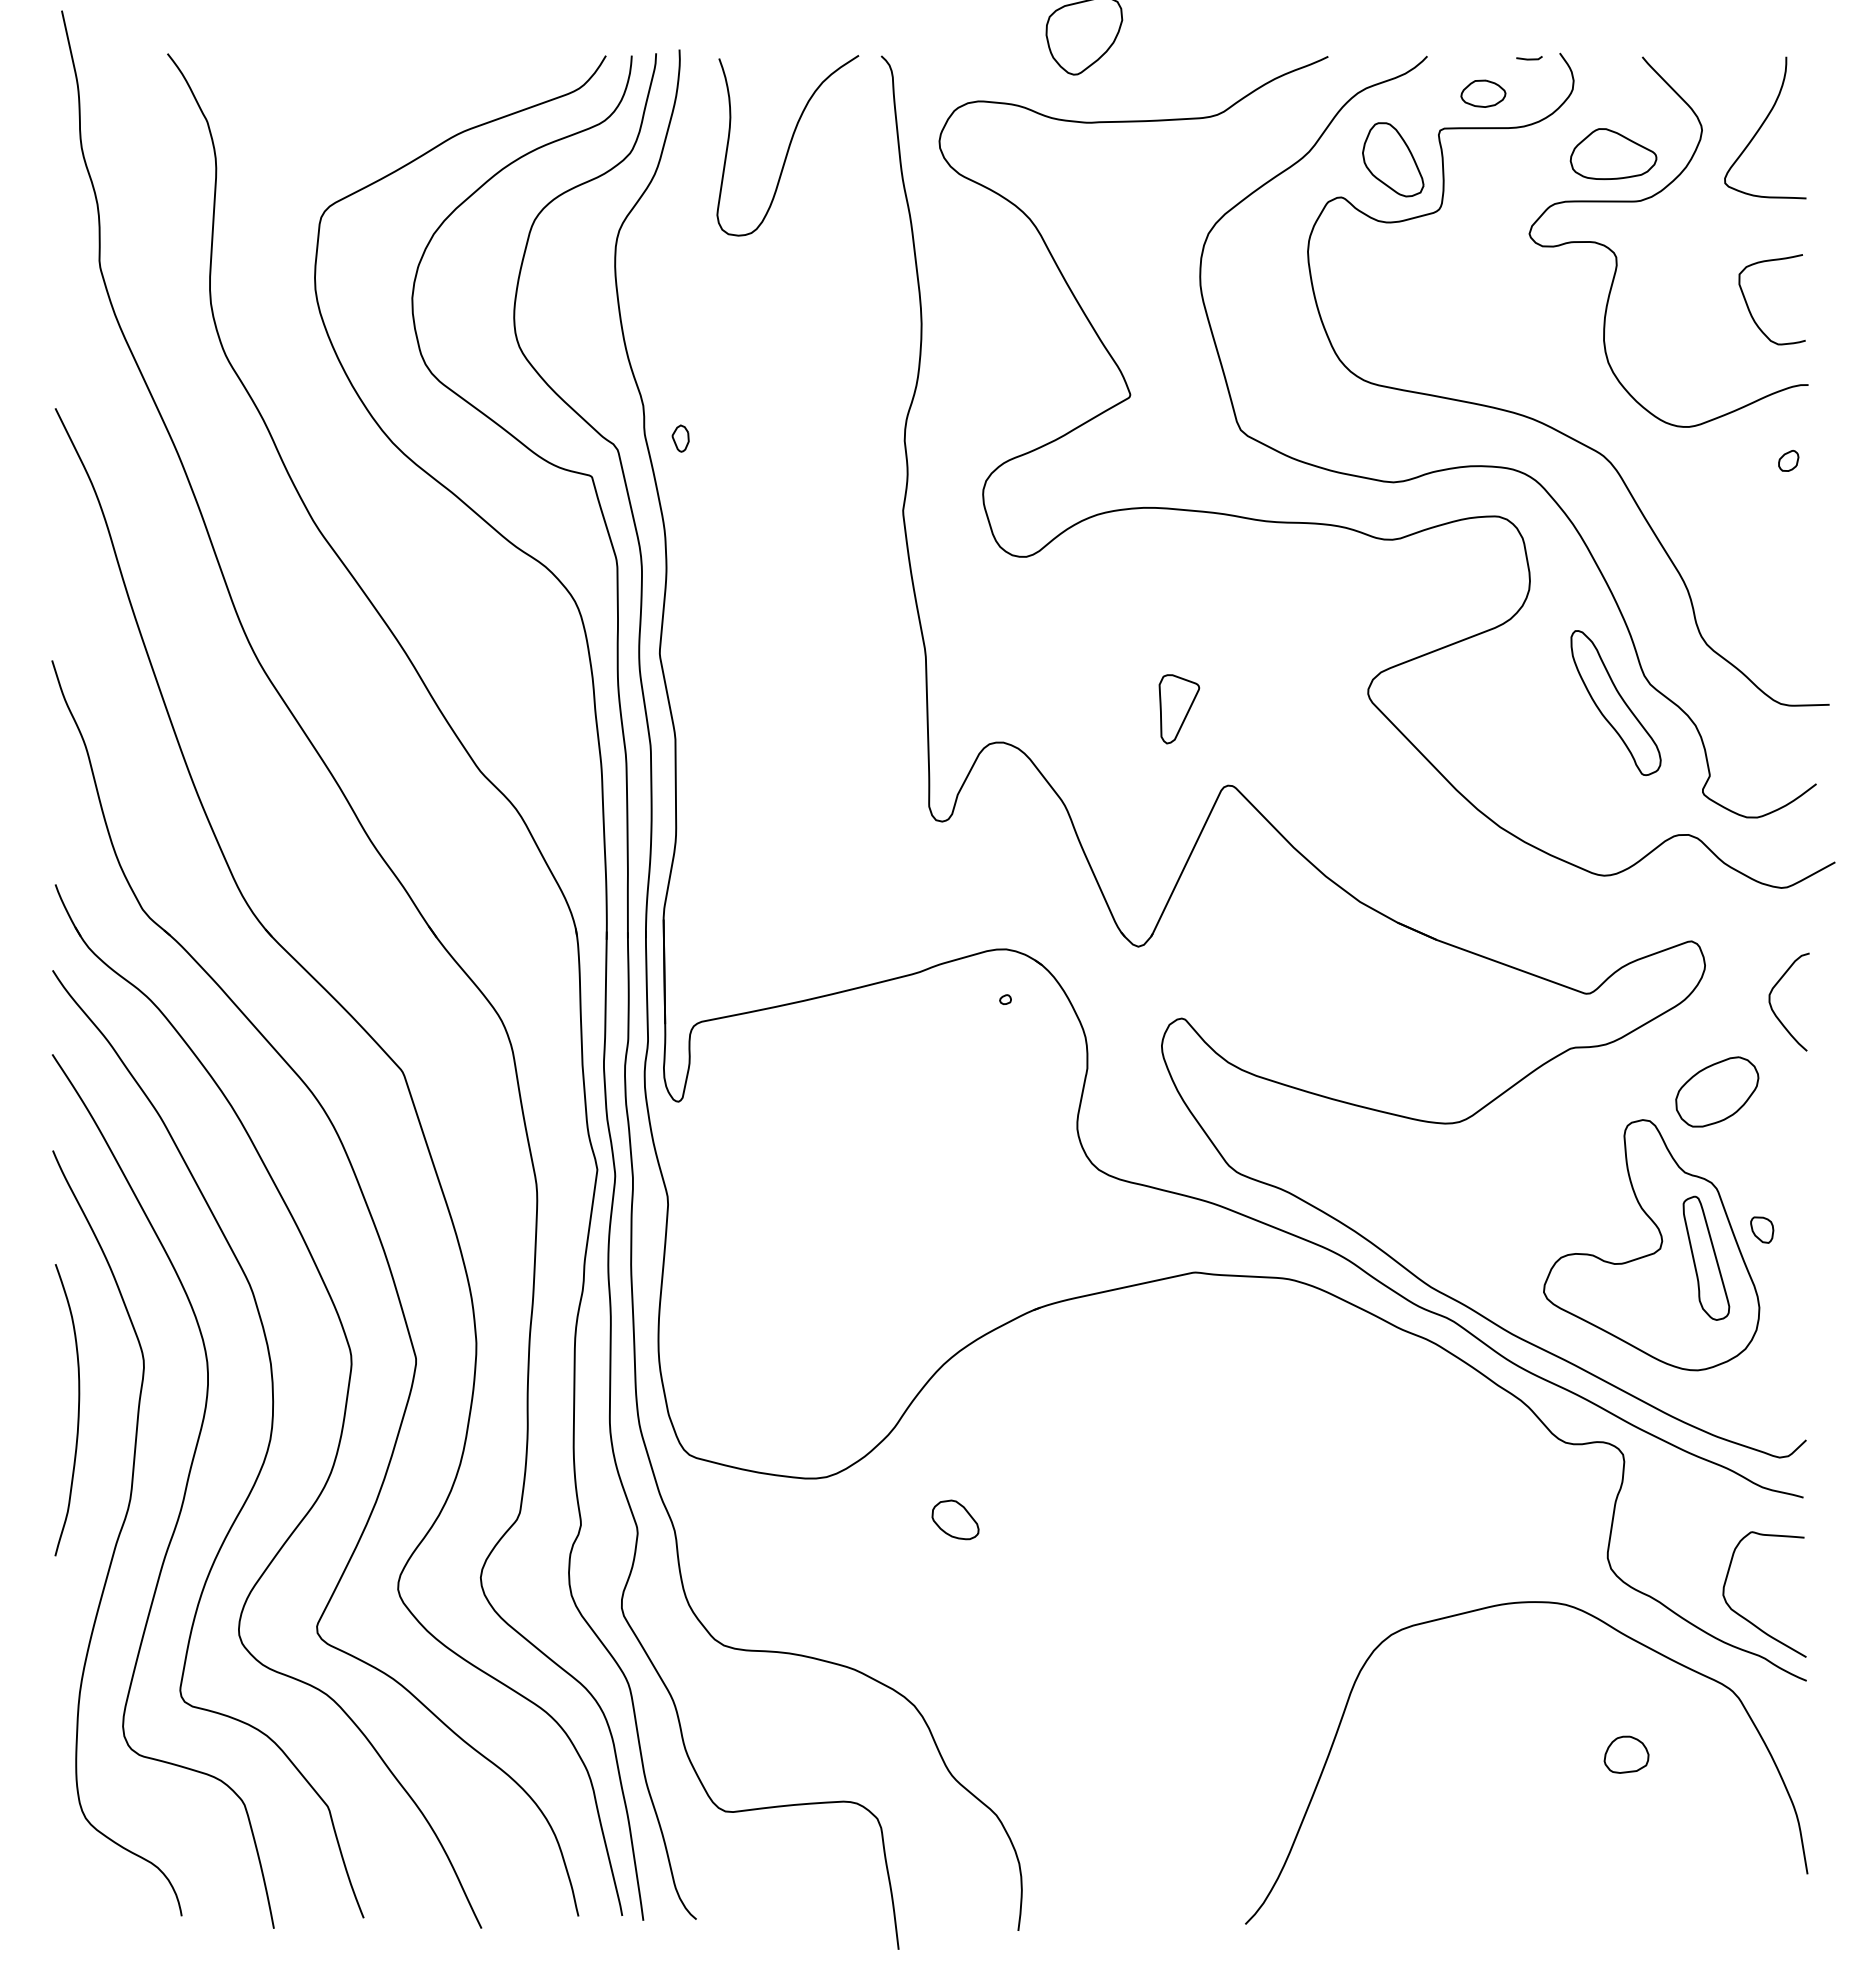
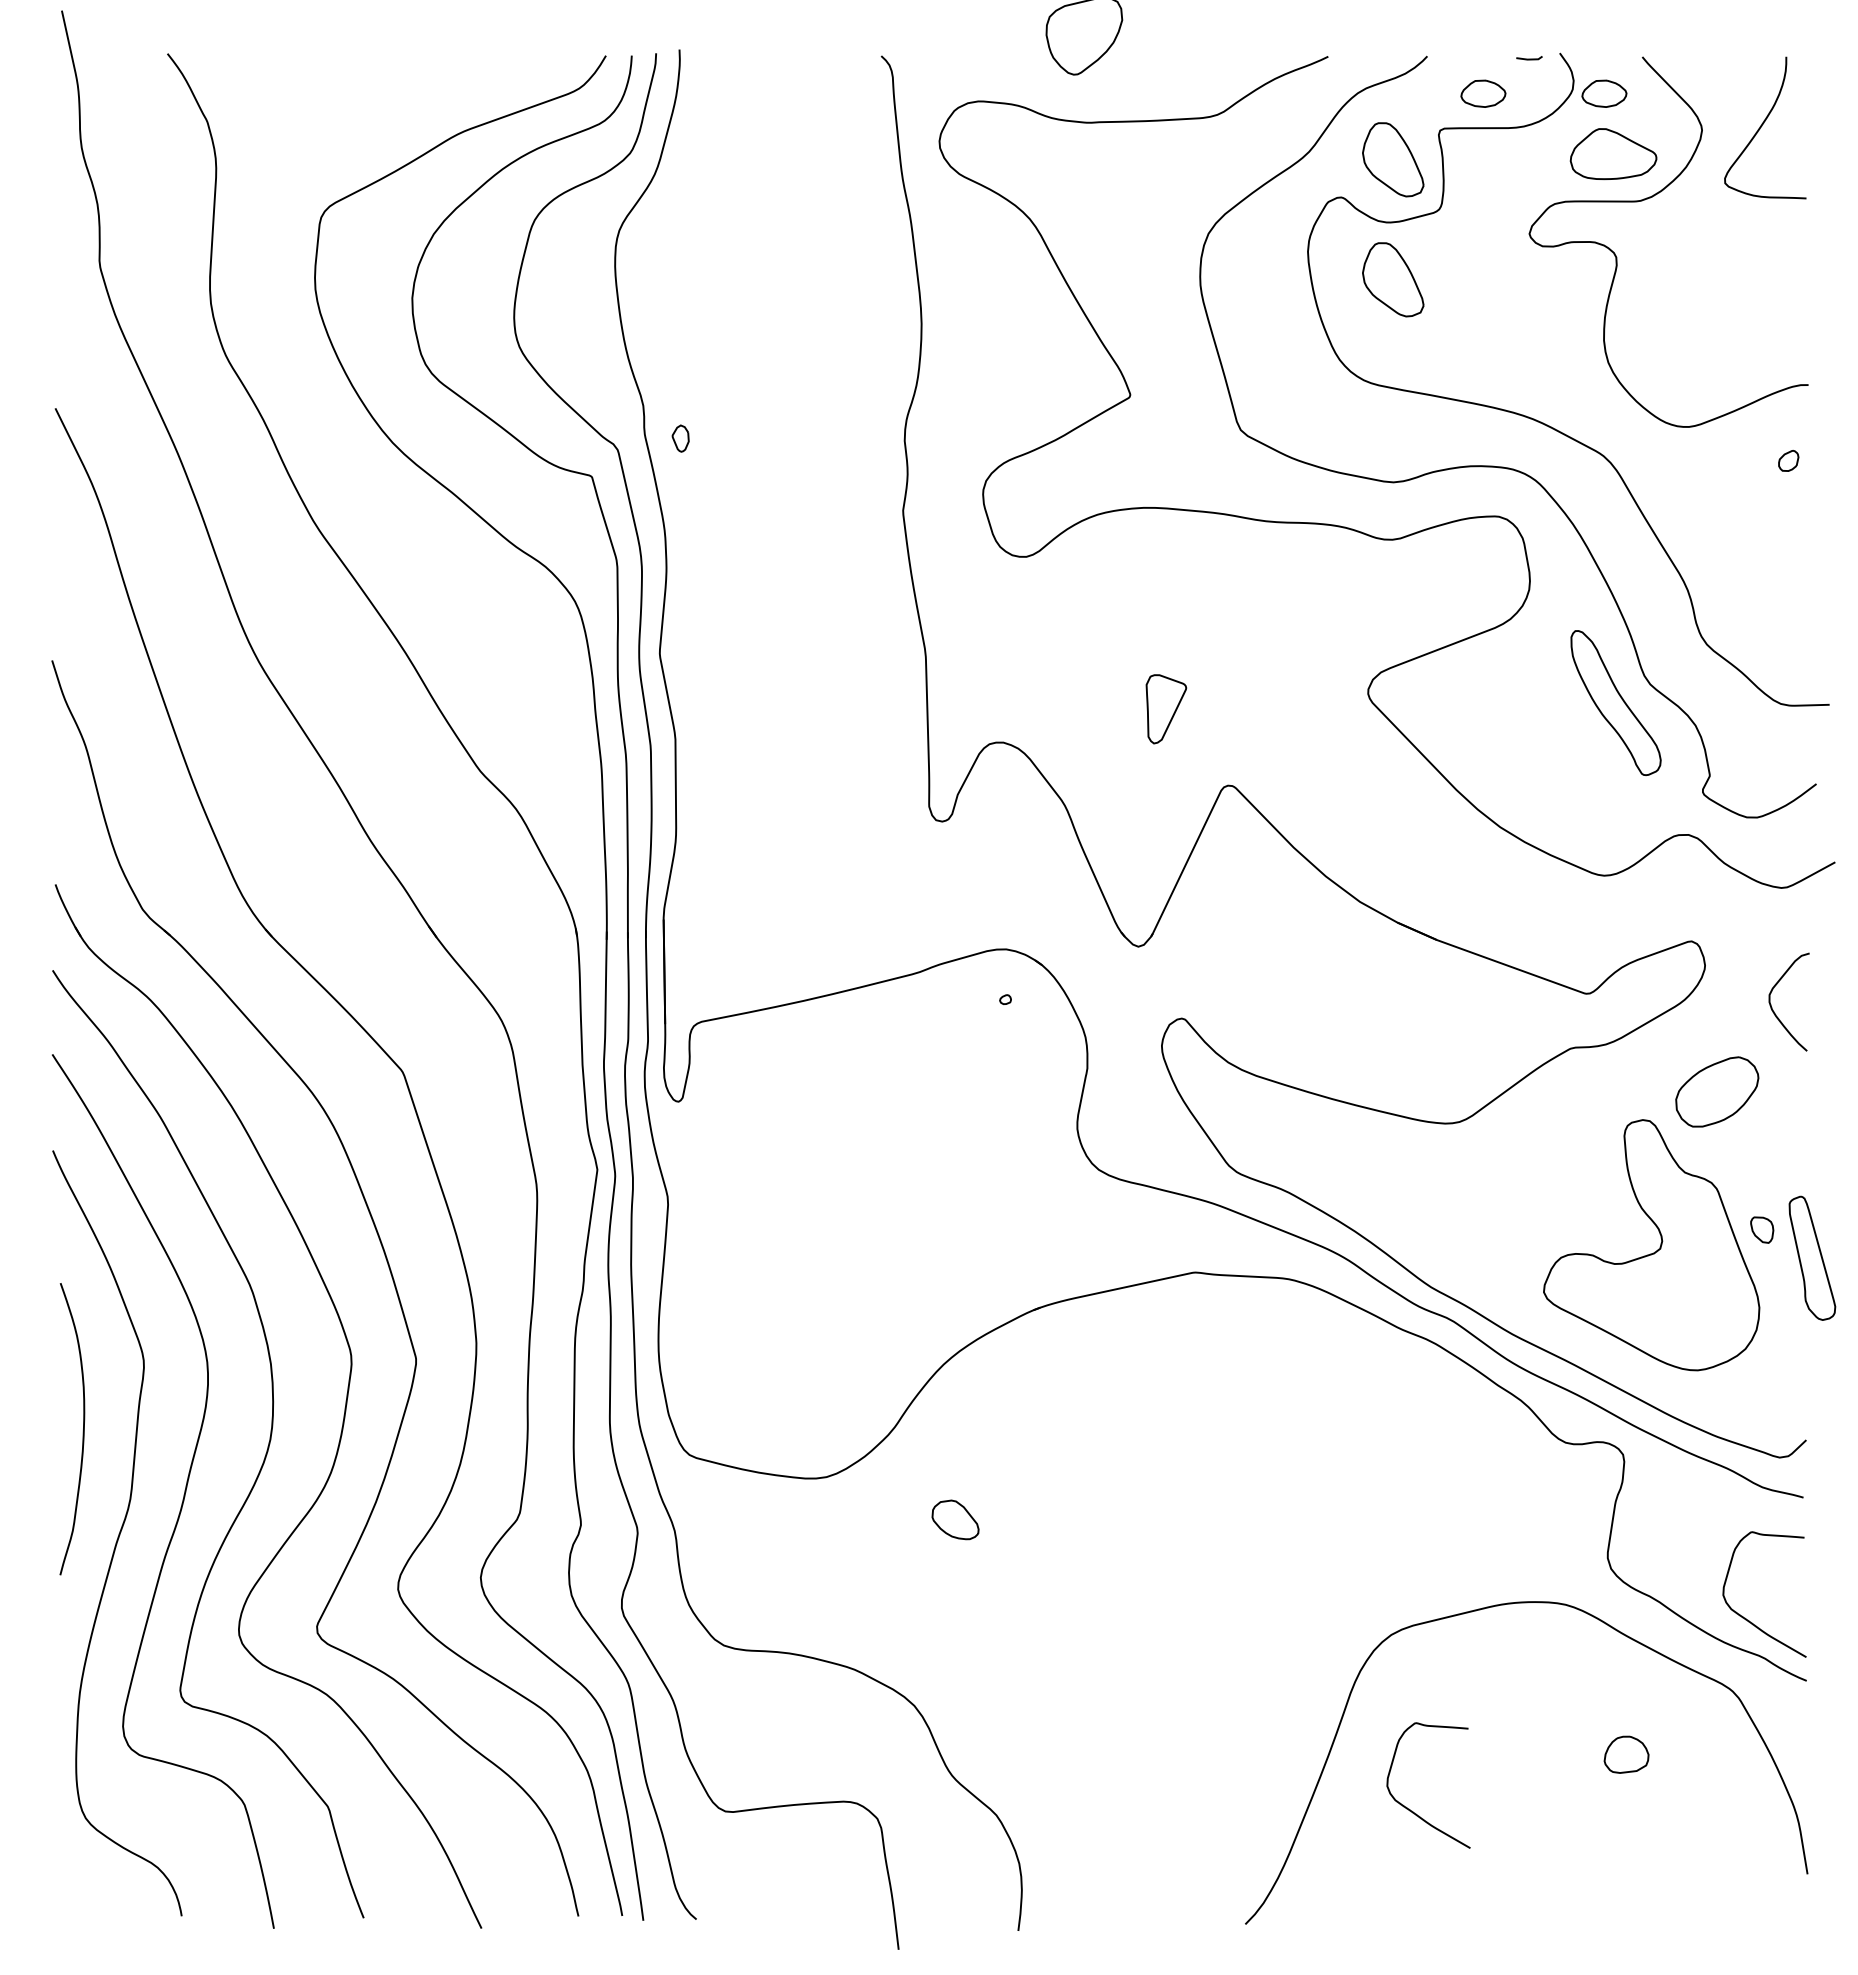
part: none -> present (1604, 93)
curve: present -> none (788, 145)
part: none -> present (1393, 279)
curve: present -> none (1750, 310)
part position: (1179, 709) -> (1166, 709) (1166, 709)
part position: (1706, 1257) -> (1812, 1257) (1812, 1257)
curve position: (77, 1412) -> (82, 1431) (82, 1431)
curve: none -> present (1409, 1808)
